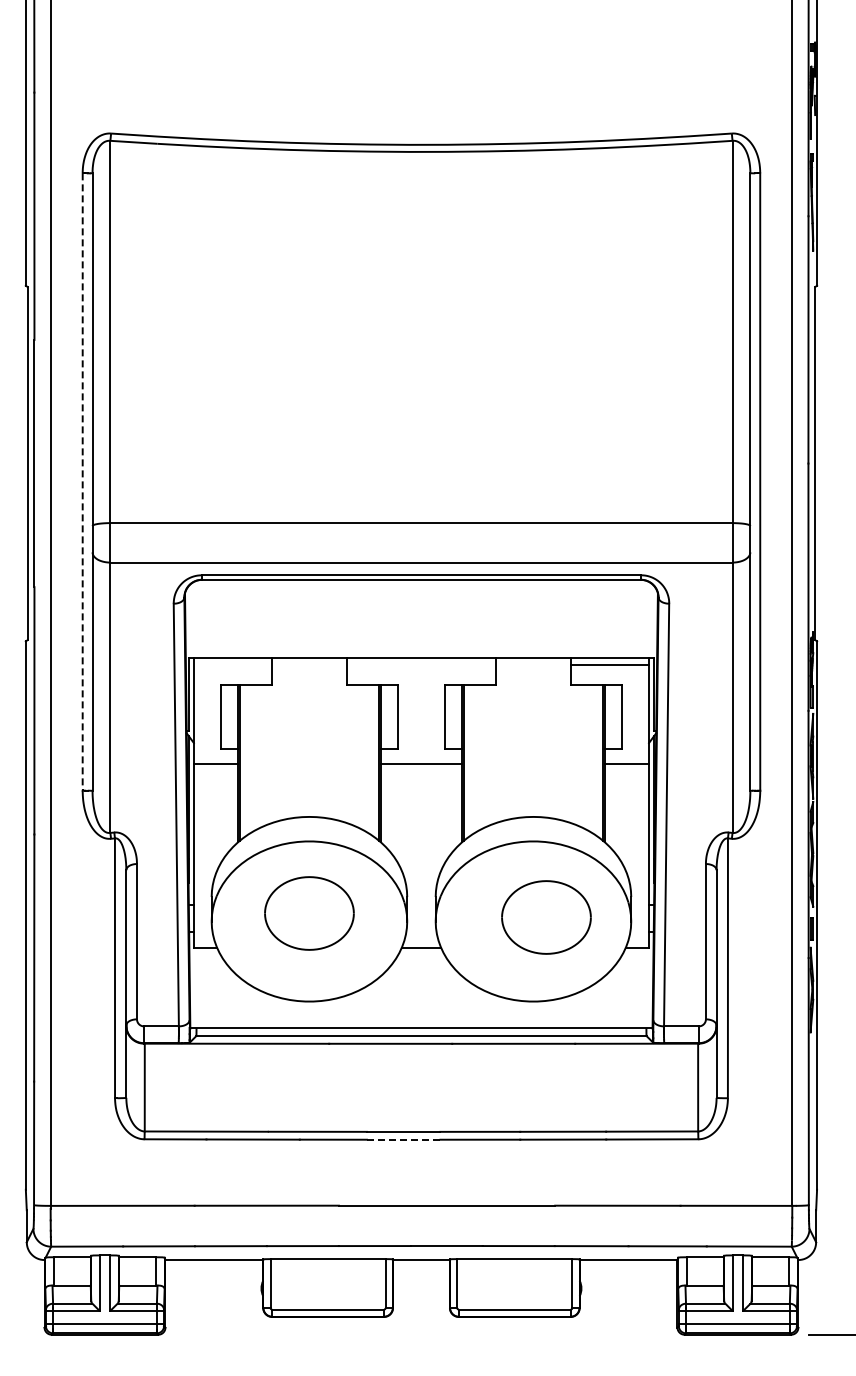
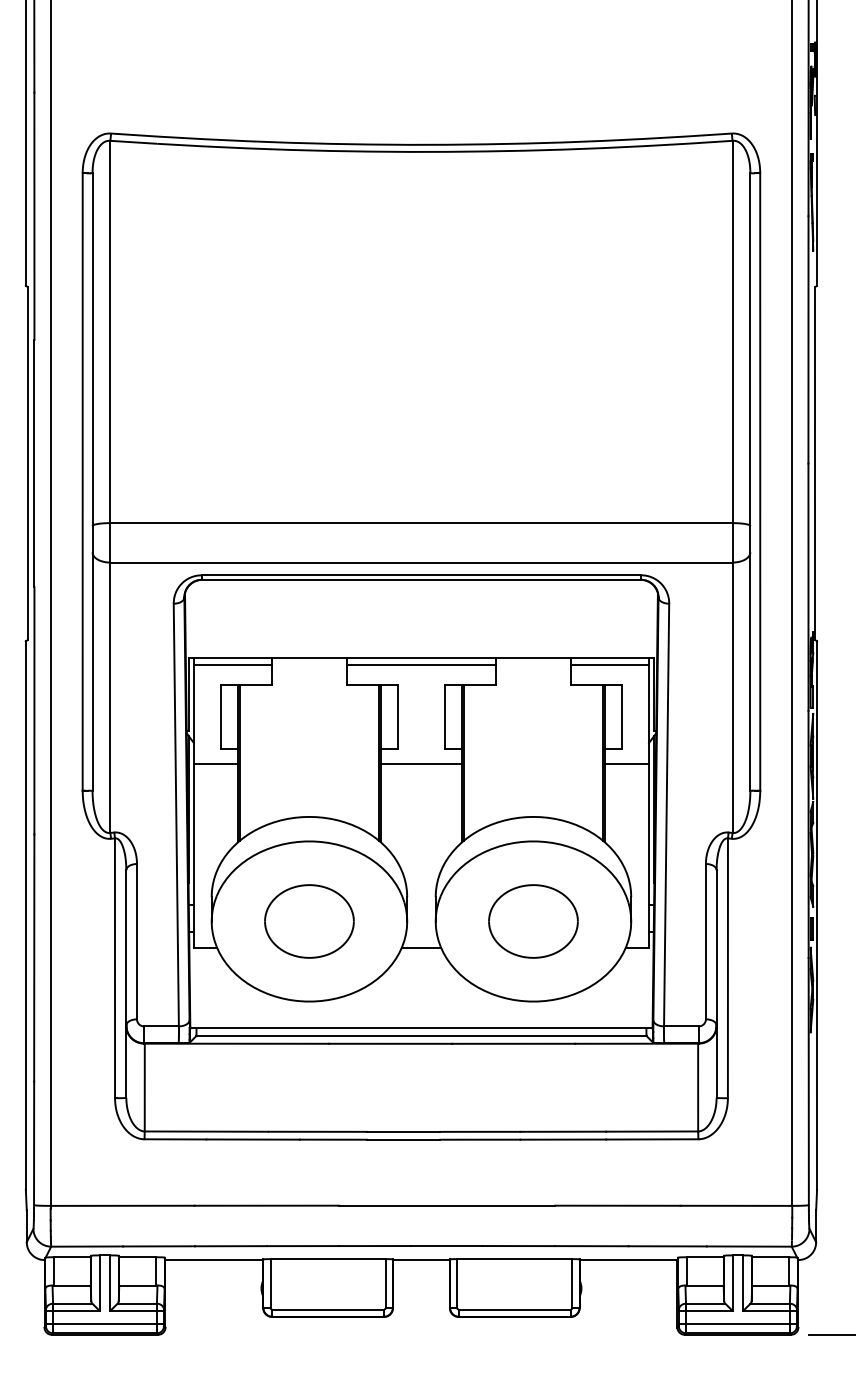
line: dashed -> solid (82, 482)
line: none -> present (232, 665)
line: none -> present (421, 665)
part position: (309, 913) -> (309, 921) (309, 921)
part position: (546, 917) -> (533, 921) (533, 921)
line: dashed -> solid (403, 1139)
